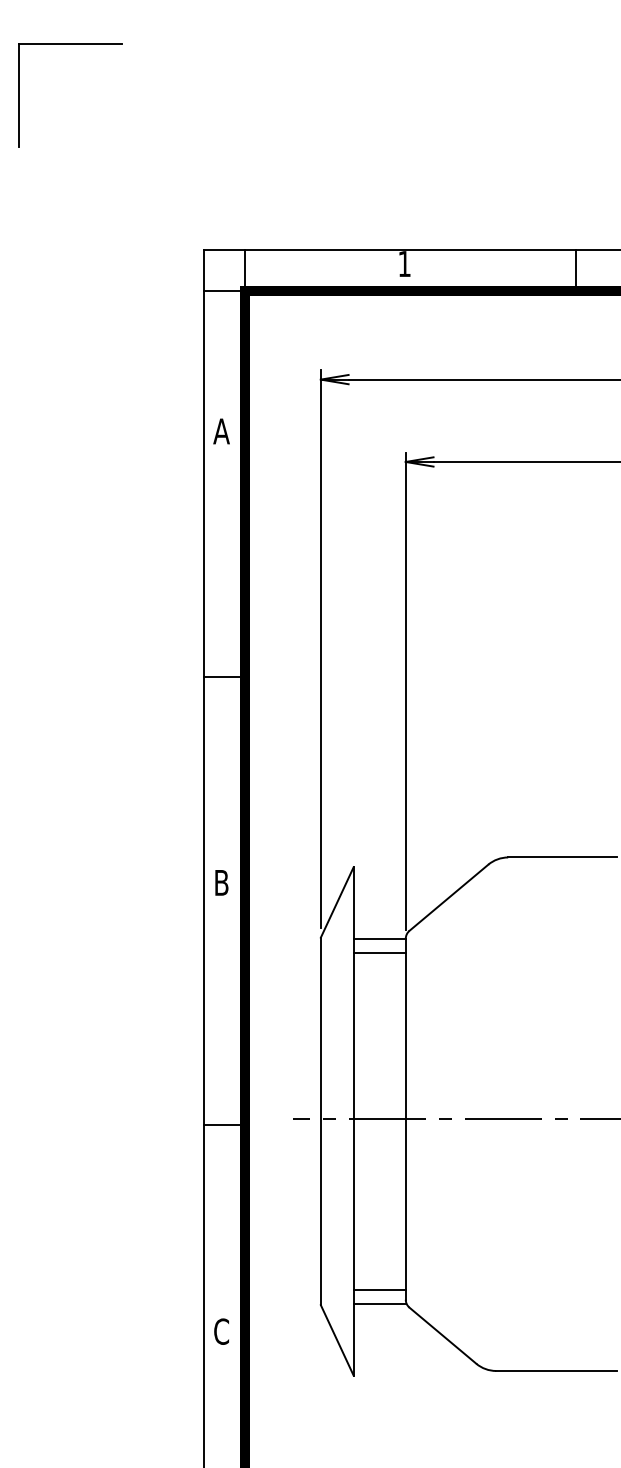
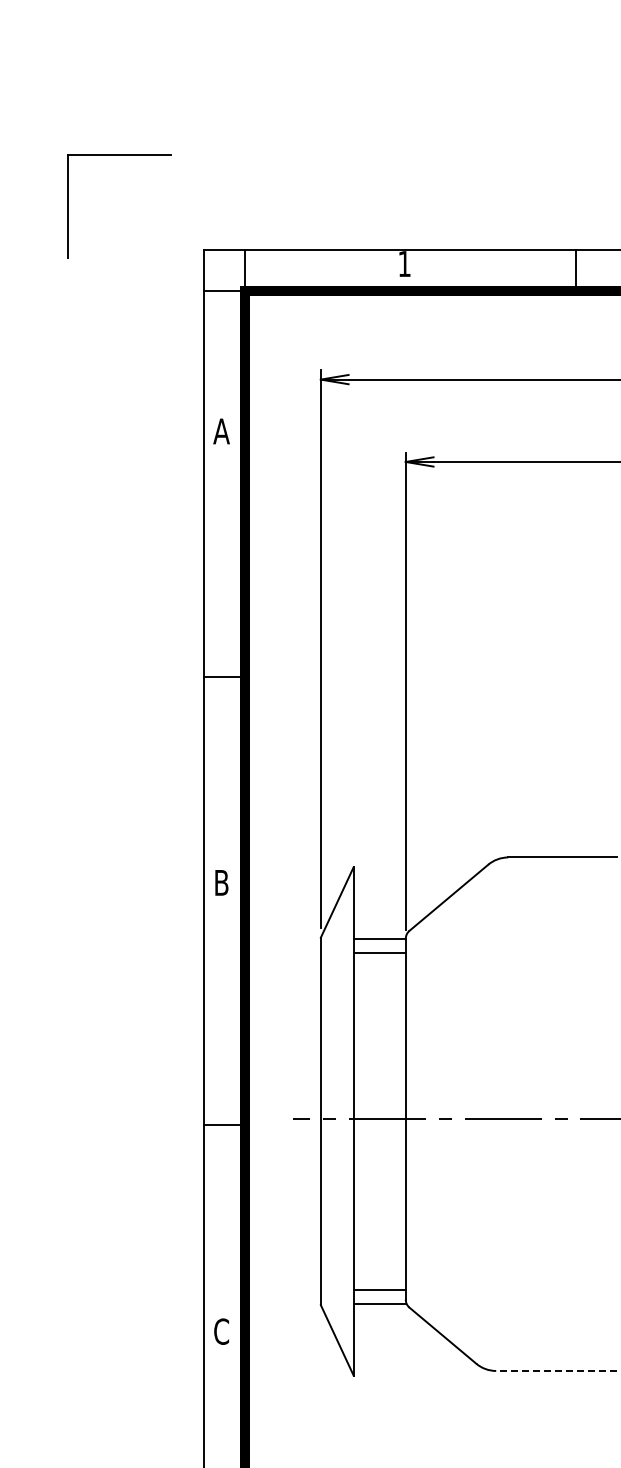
part position: (70, 44) -> (119, 155) (119, 155)
line: solid -> dashed (556, 1370)
